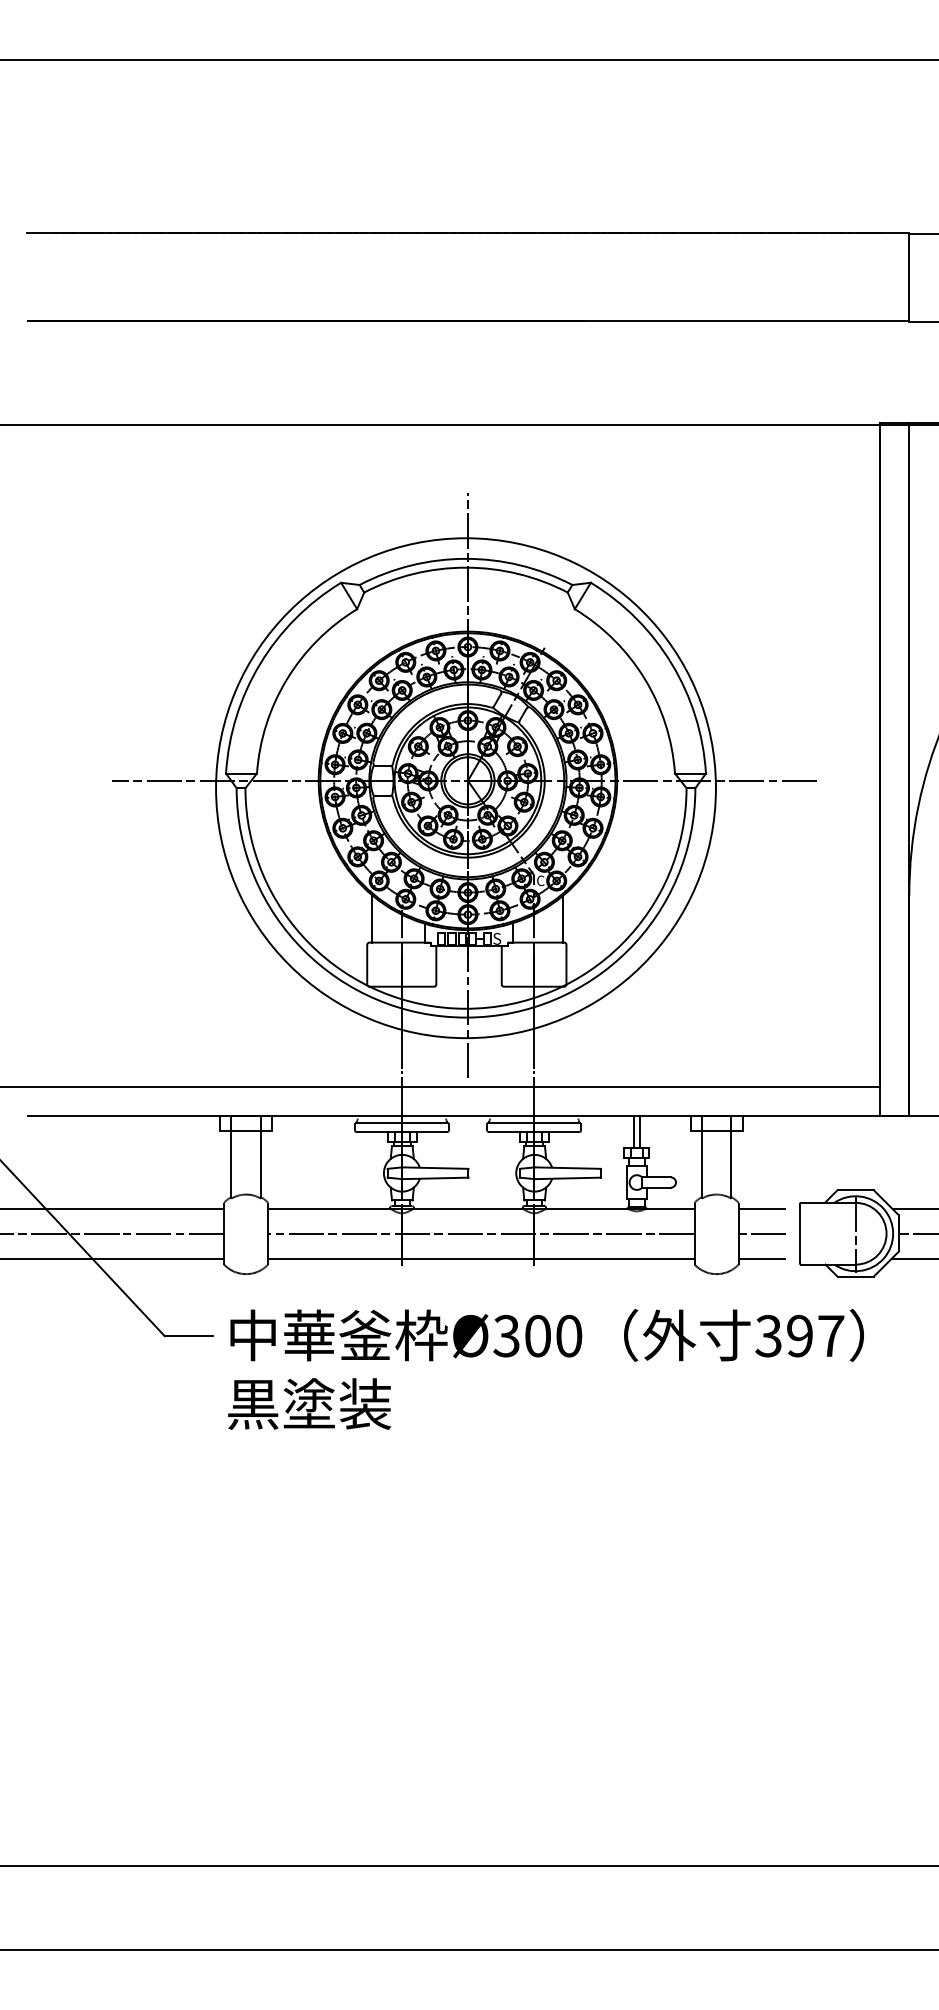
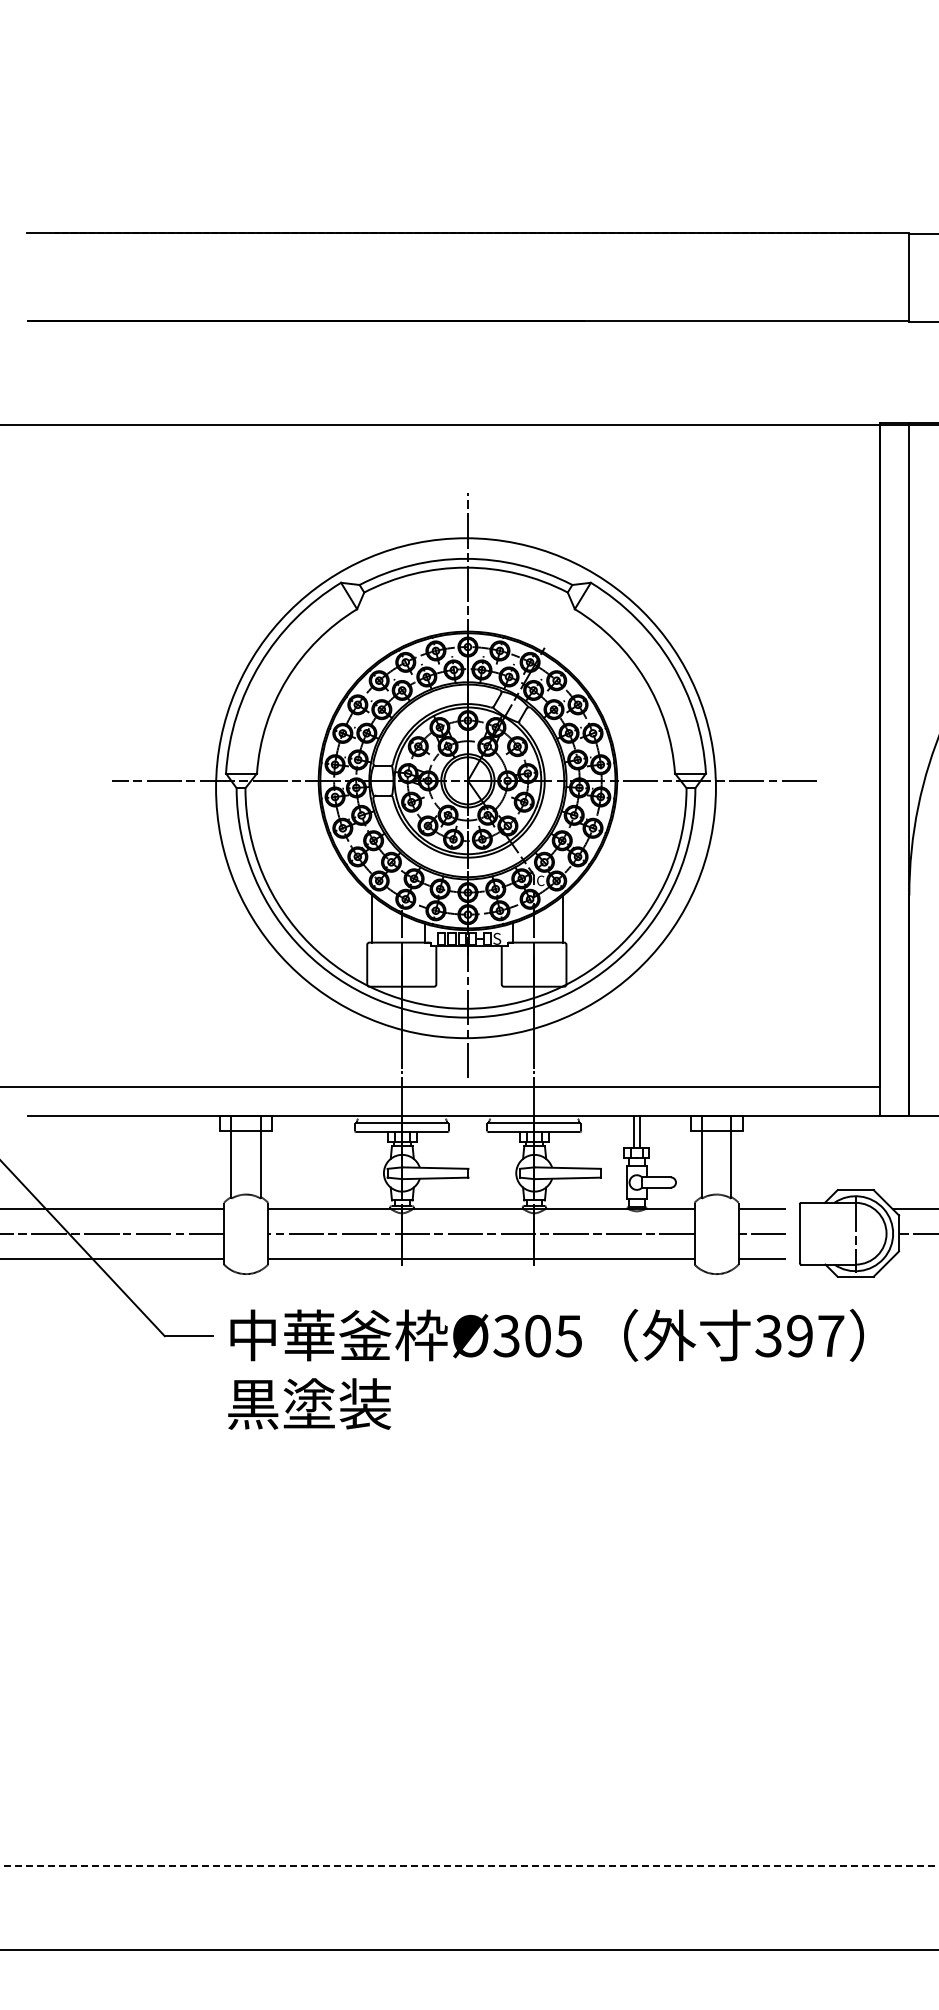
line: present -> none (468, 60)
line: present -> none (913, 1258)
text: Ø300 -> Ø305 (568, 1335)
line: solid -> dashed (469, 1865)
